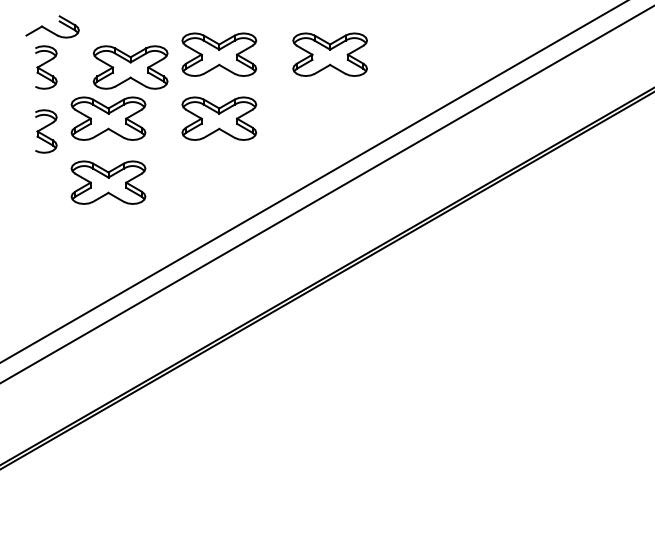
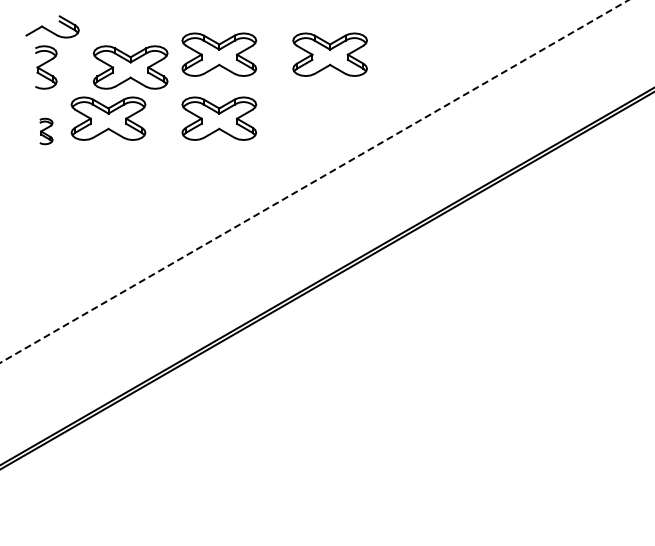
part size: 23x45 px -> 15x29 px (46, 131)
line: solid -> dashed (314, 181)
part: present -> none (108, 182)
line: present -> none (326, 194)
